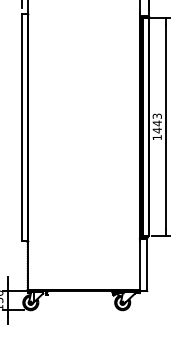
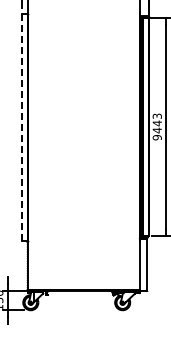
line: solid -> dashed (21, 127)
text: 1443 -> 9443 (156, 137)
